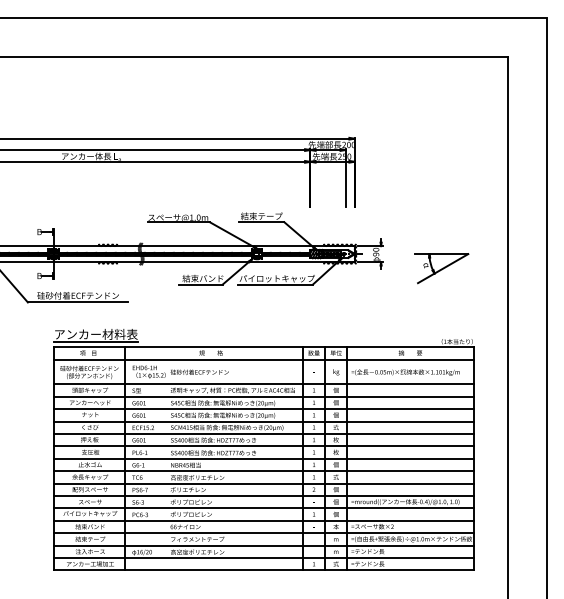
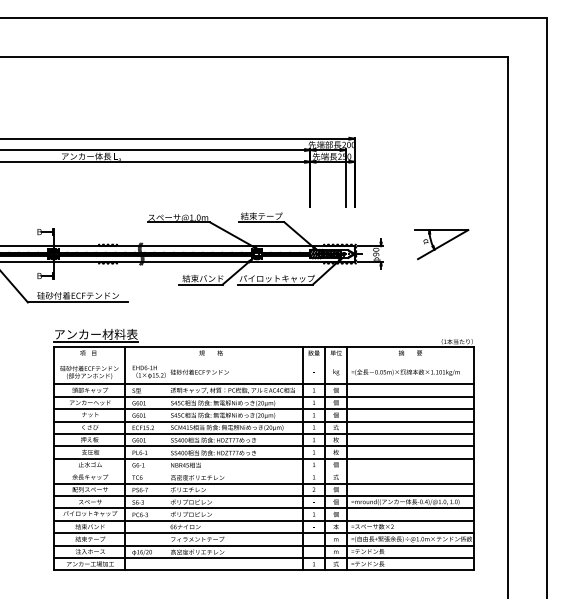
part position: (441, 268) -> (441, 244) (441, 244)
line: present -> none (264, 359)
line: present -> none (264, 471)
